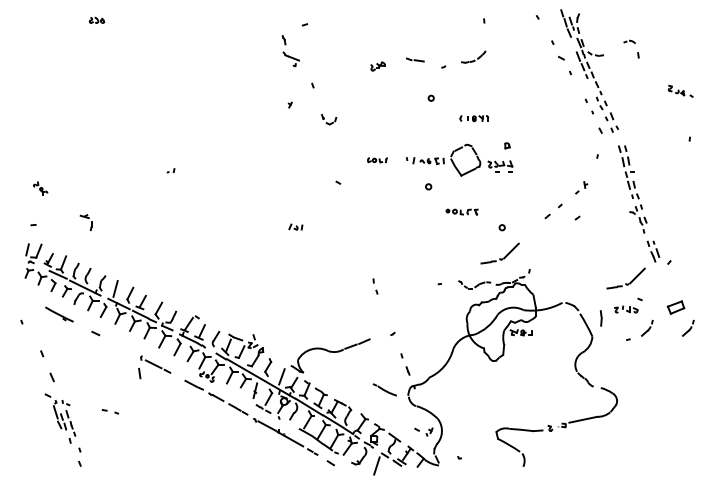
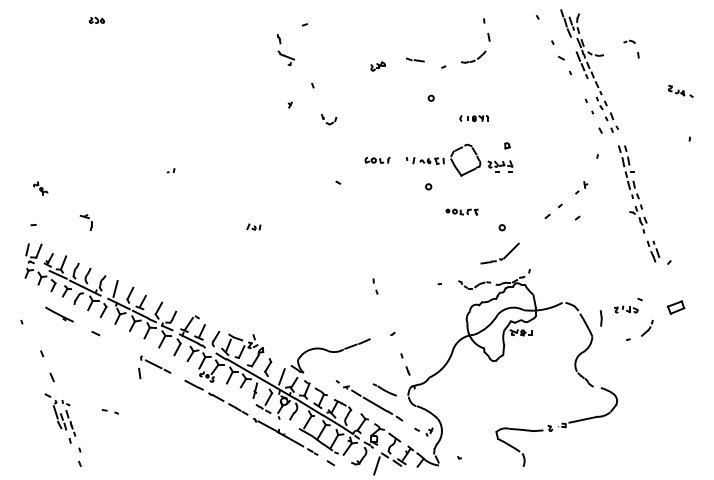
line: none -> present (488, 37)
part position: (290, 51) -> (285, 50) (285, 50)
part size: 21x7 px -> 27x8 px (377, 159)
part position: (295, 226) -> (253, 226) (253, 226)
part: present -> none (625, 278)
part: present -> none (688, 327)
part: none -> present (369, 400)
